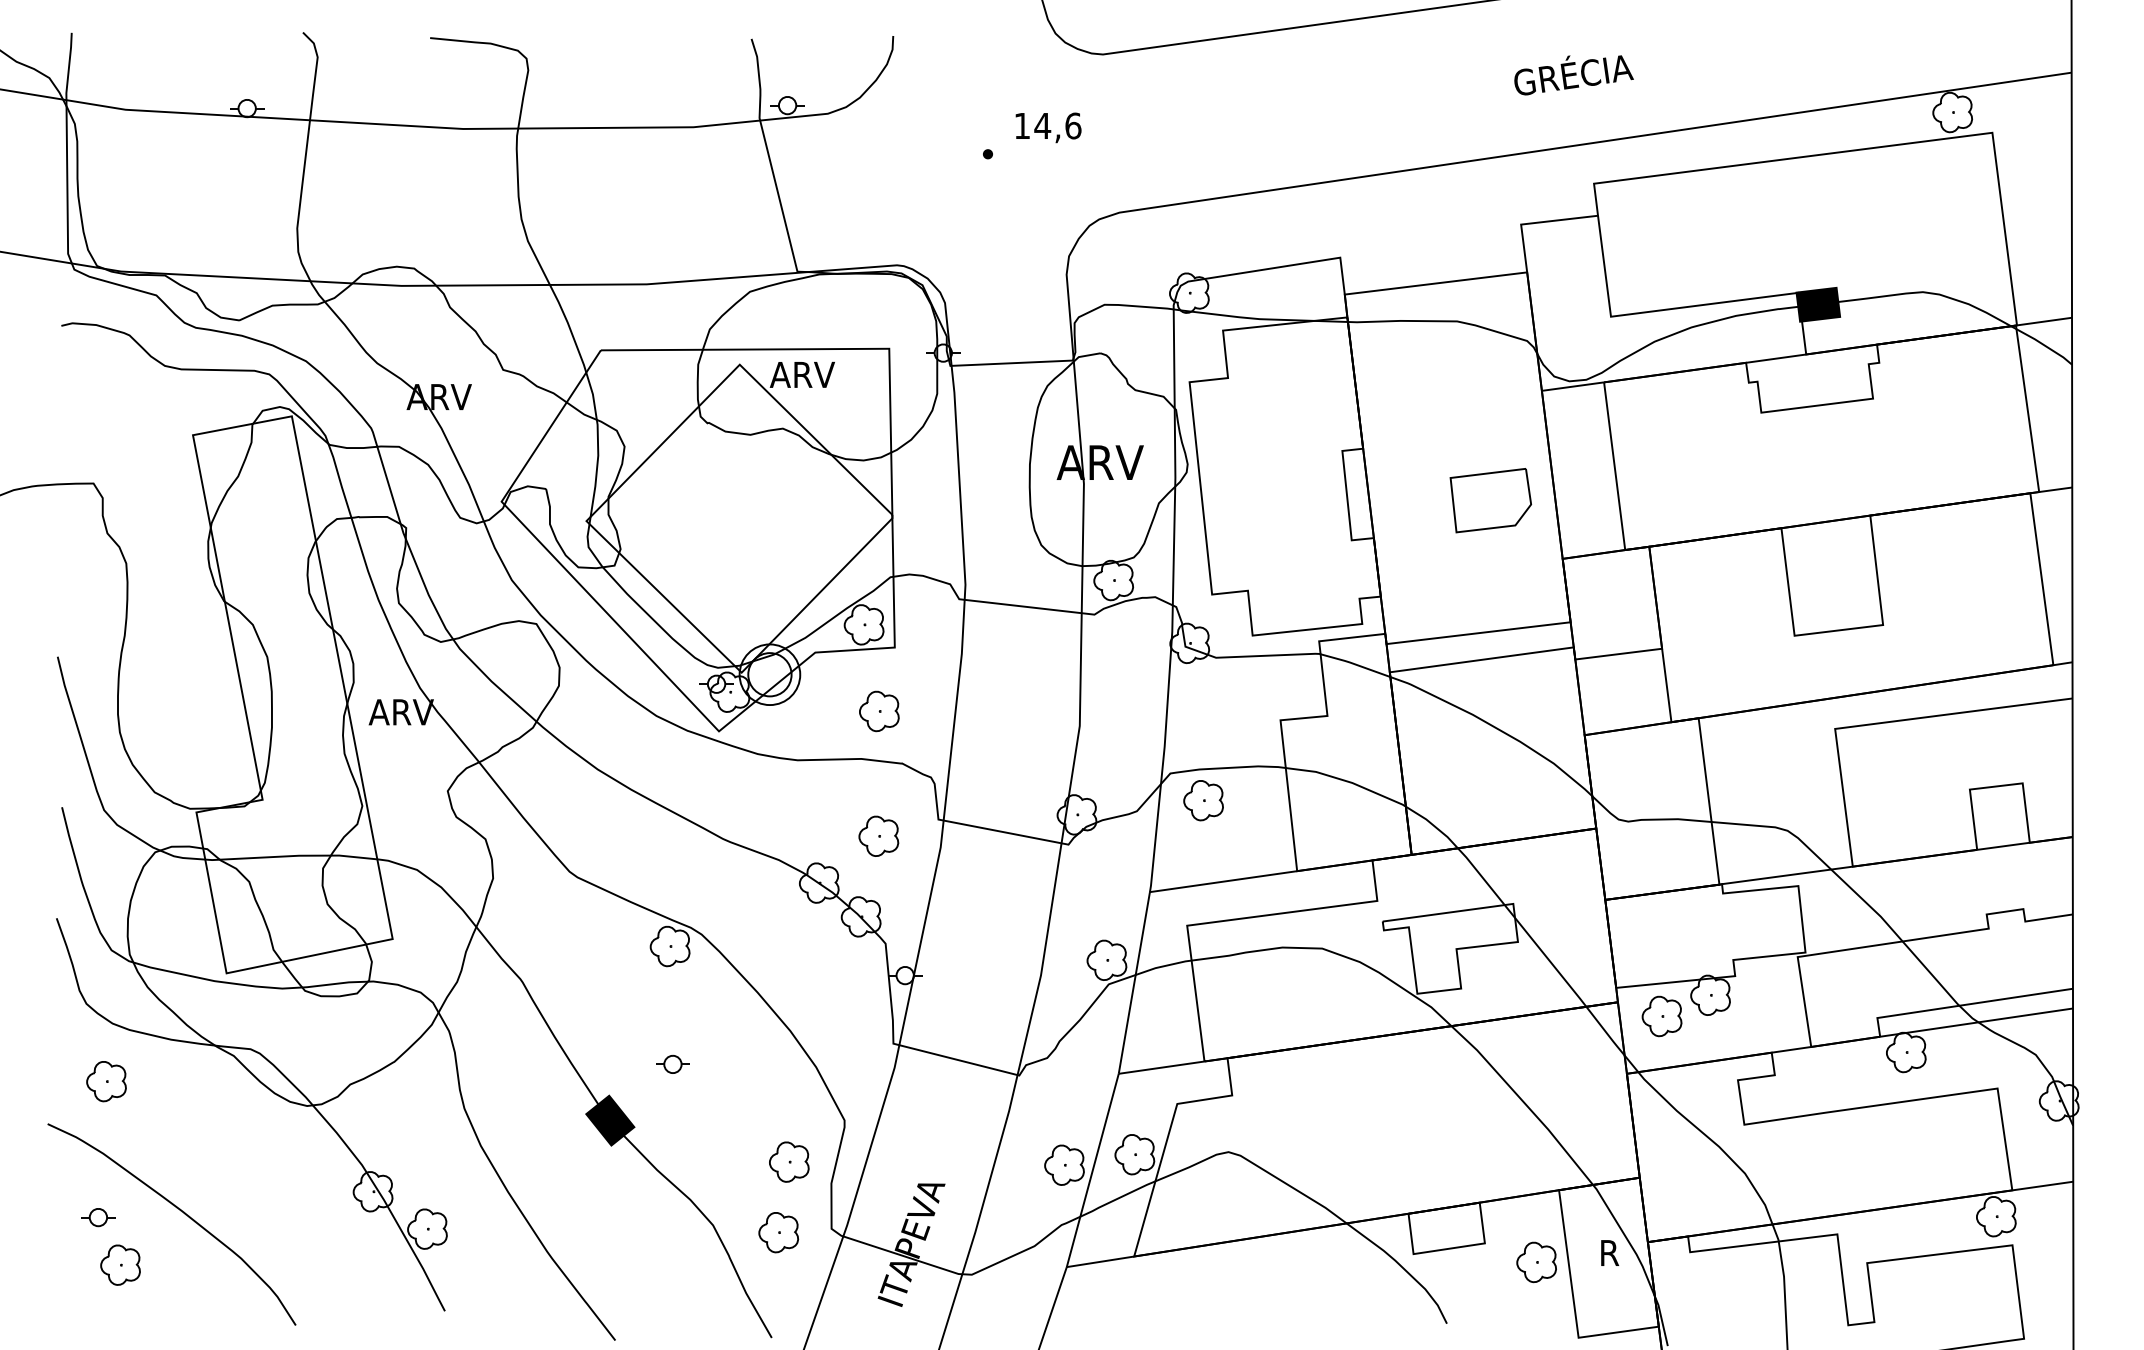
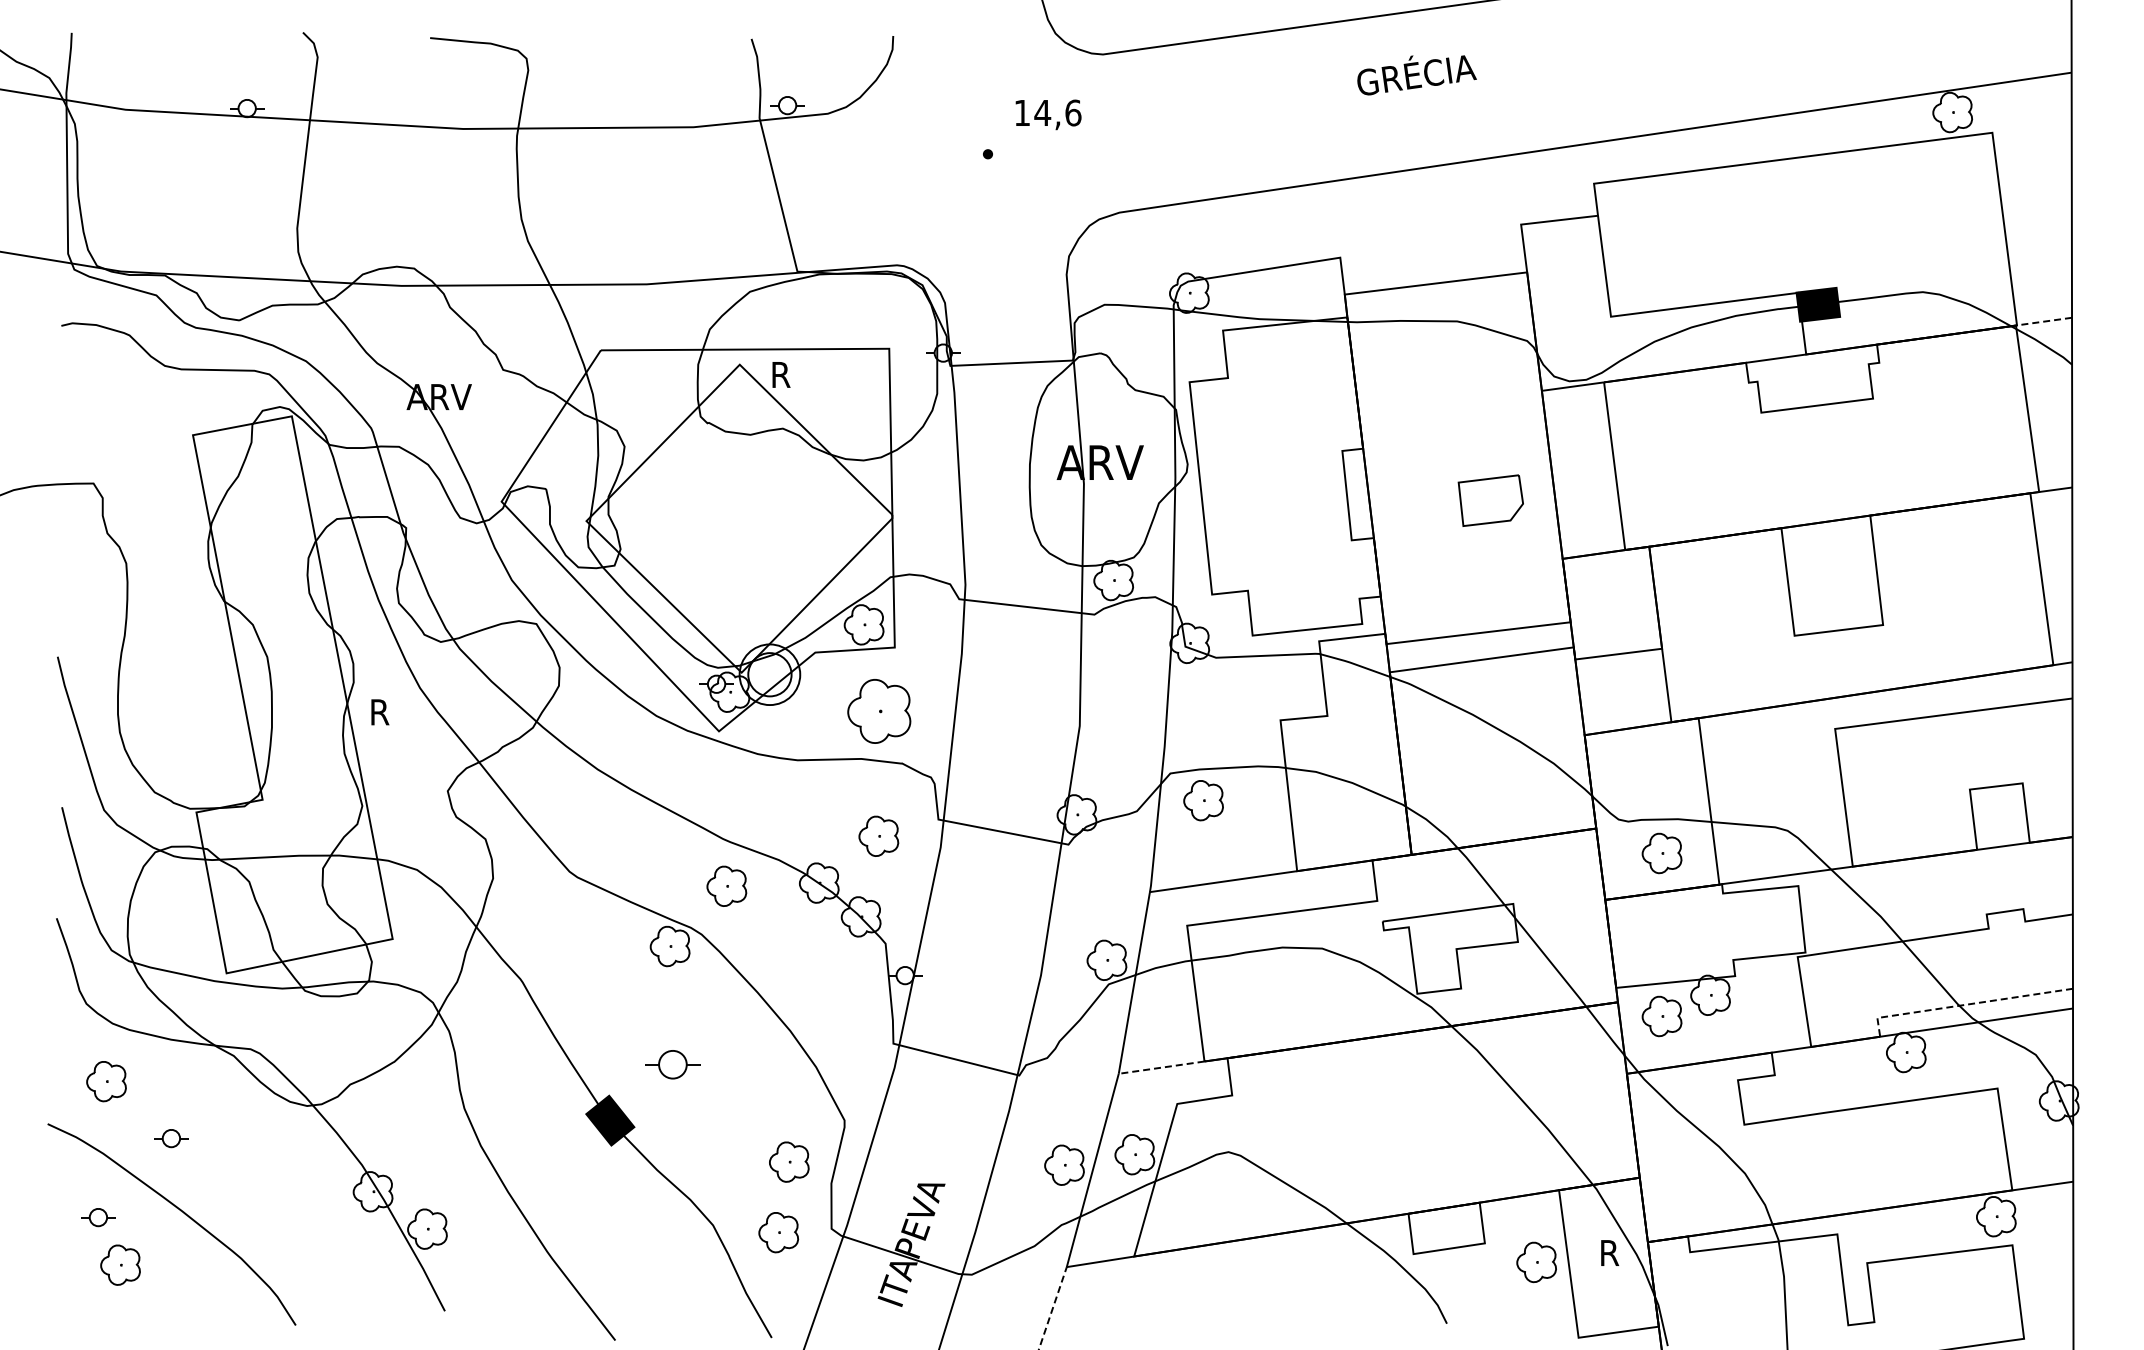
text position: (1573, 75) -> (1416, 75) (1416, 75)
text position: (1048, 127) -> (1048, 114) (1048, 114)
line: solid -> dashed (2042, 321)
text: ARV -> R (801, 374)
part size: 84x66 px -> 67x53 px (1490, 500)
part size: 41x43 px -> 65x65 px (879, 711)
text: ARV -> R (400, 712)
part: none -> present (1661, 853)
part: none -> present (726, 885)
line: solid -> dashed (1965, 1004)
part size: 34x20 px -> 56x30 px (672, 1064)
line: solid -> dashed (1161, 1067)
part: none -> present (171, 1138)
line: solid -> dashed (1053, 1307)
